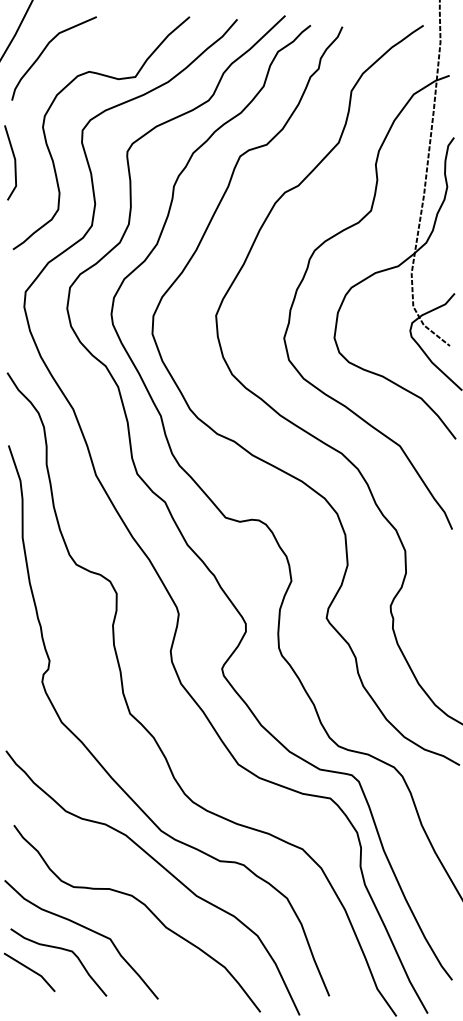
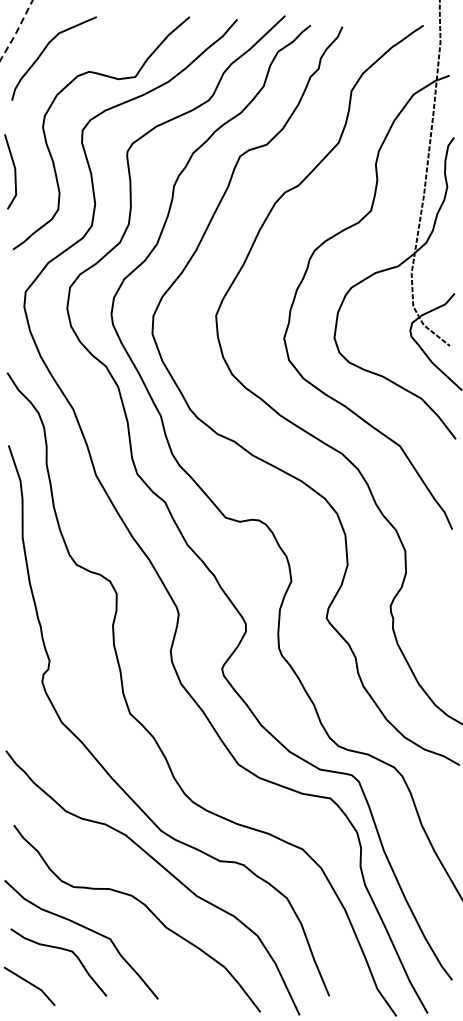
line: solid -> dashed (17, 31)
line position: (14, 162) -> (14, 171) (14, 171)
line position: (30, 970) -> (30, 984) (30, 984)
